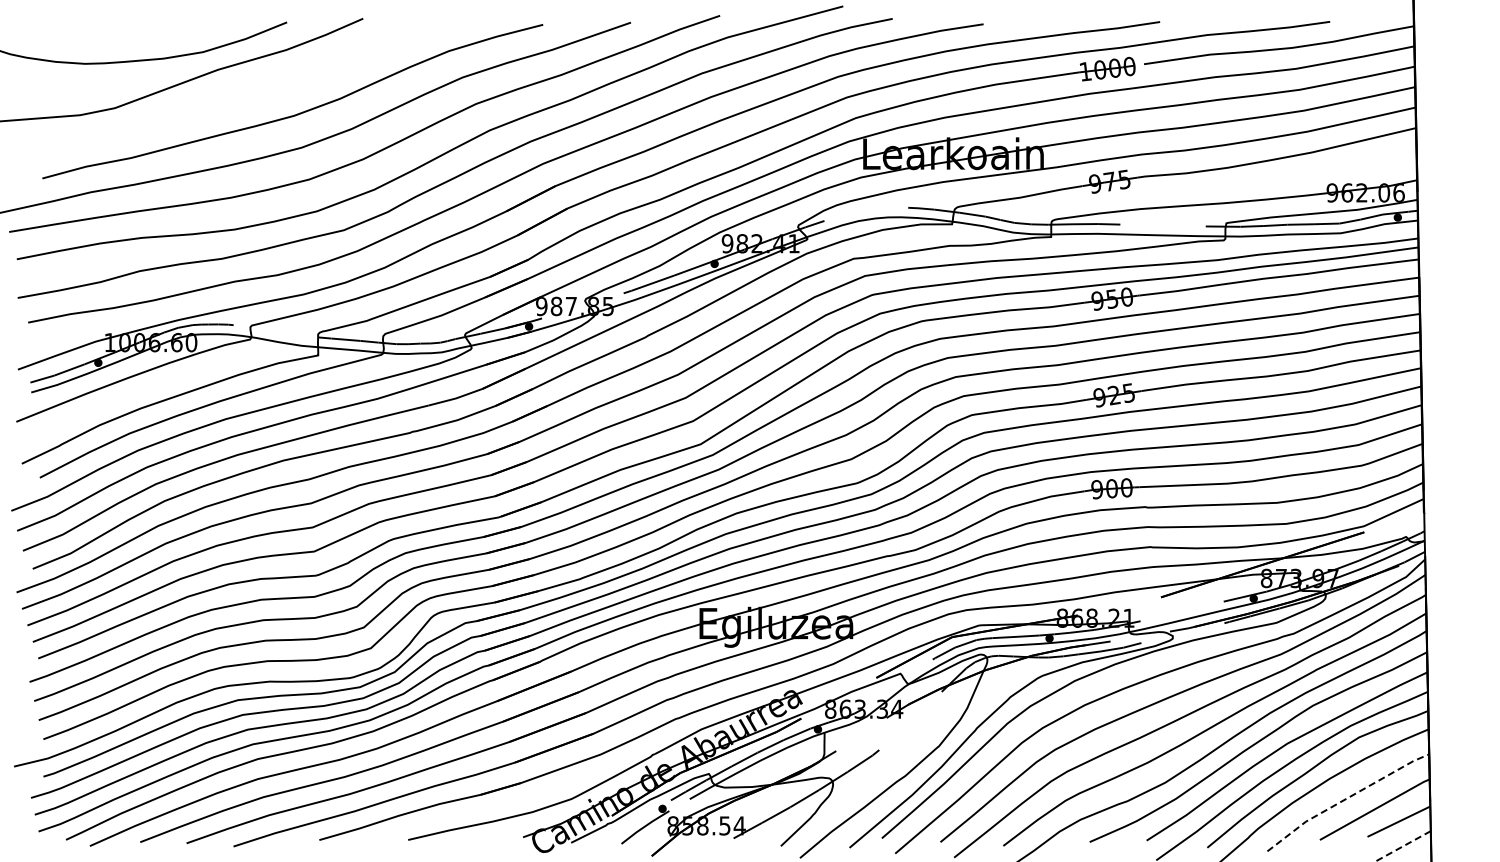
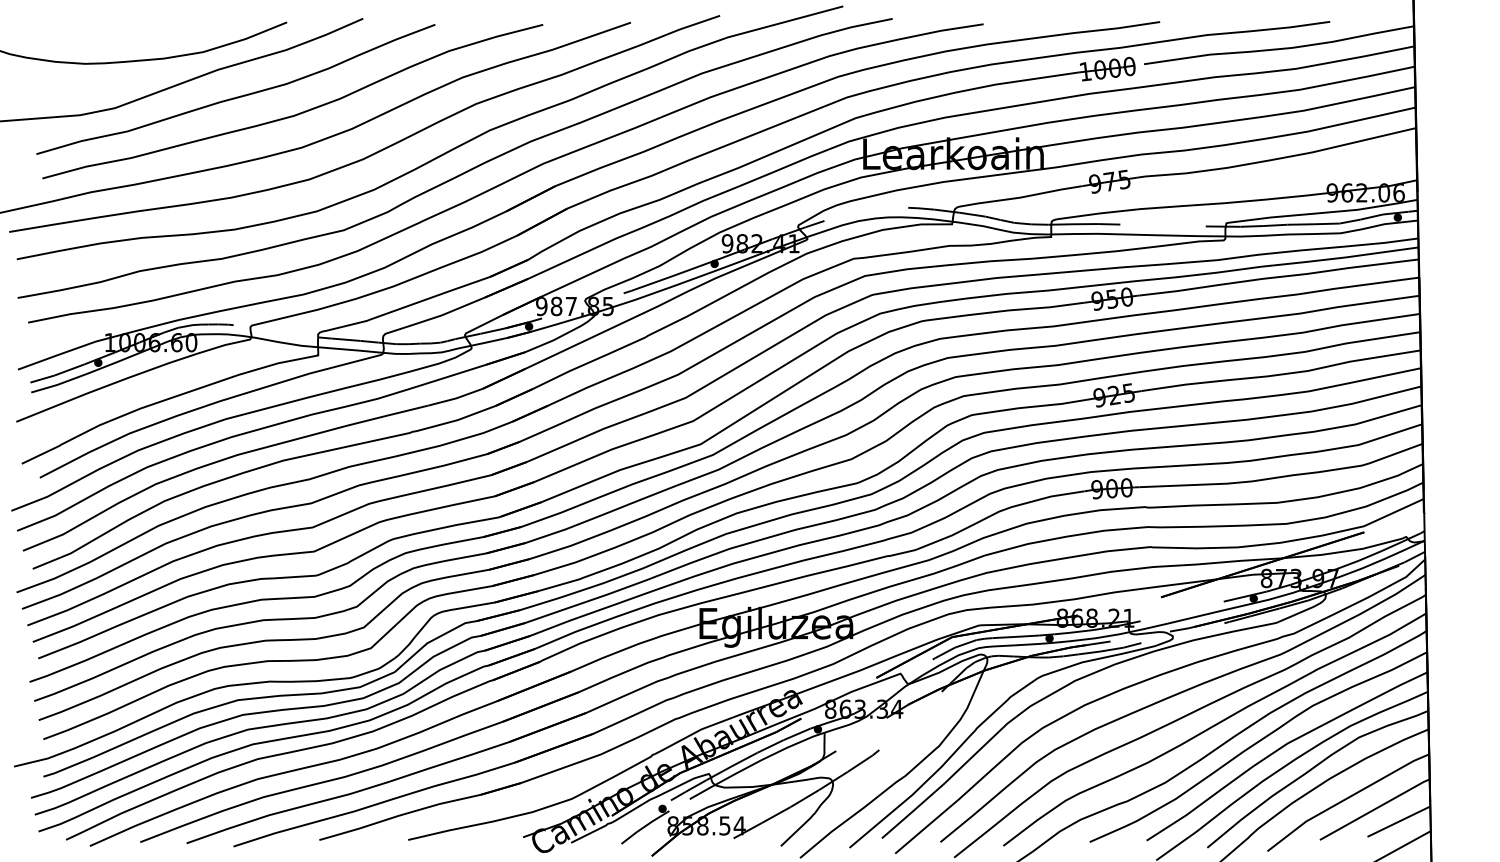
curve: none -> present (236, 96)
line: dashed -> solid (1346, 799)
line: dashed -> solid (1402, 846)
